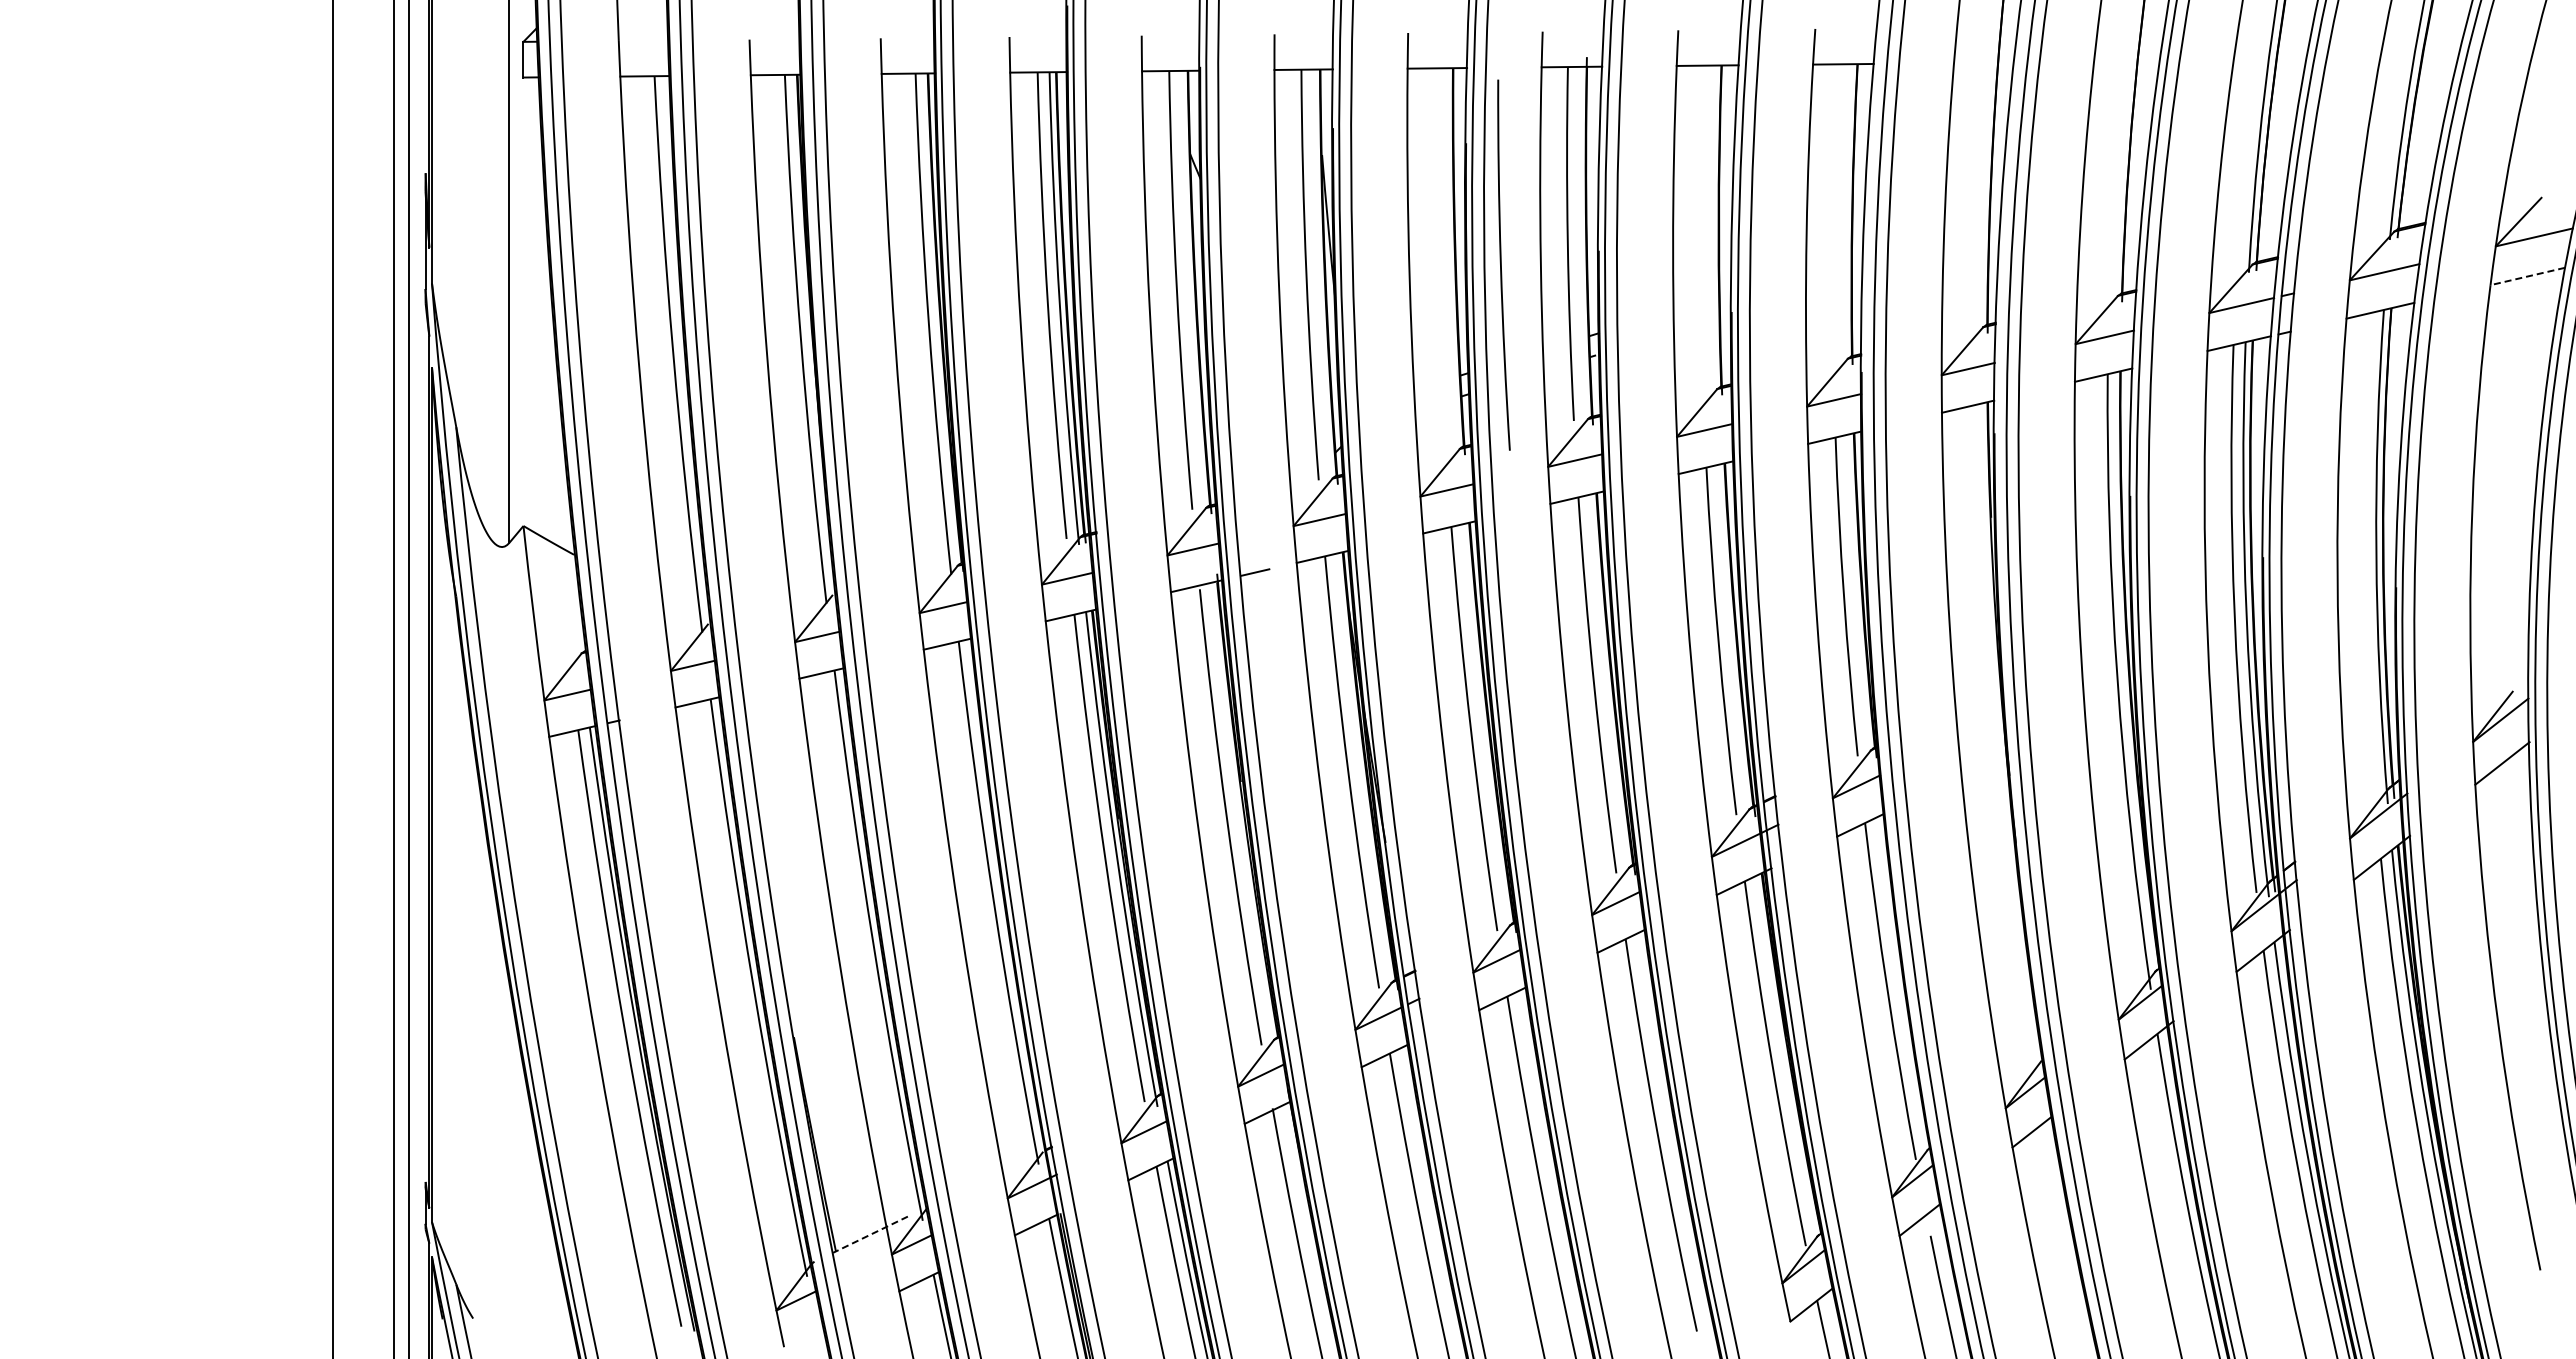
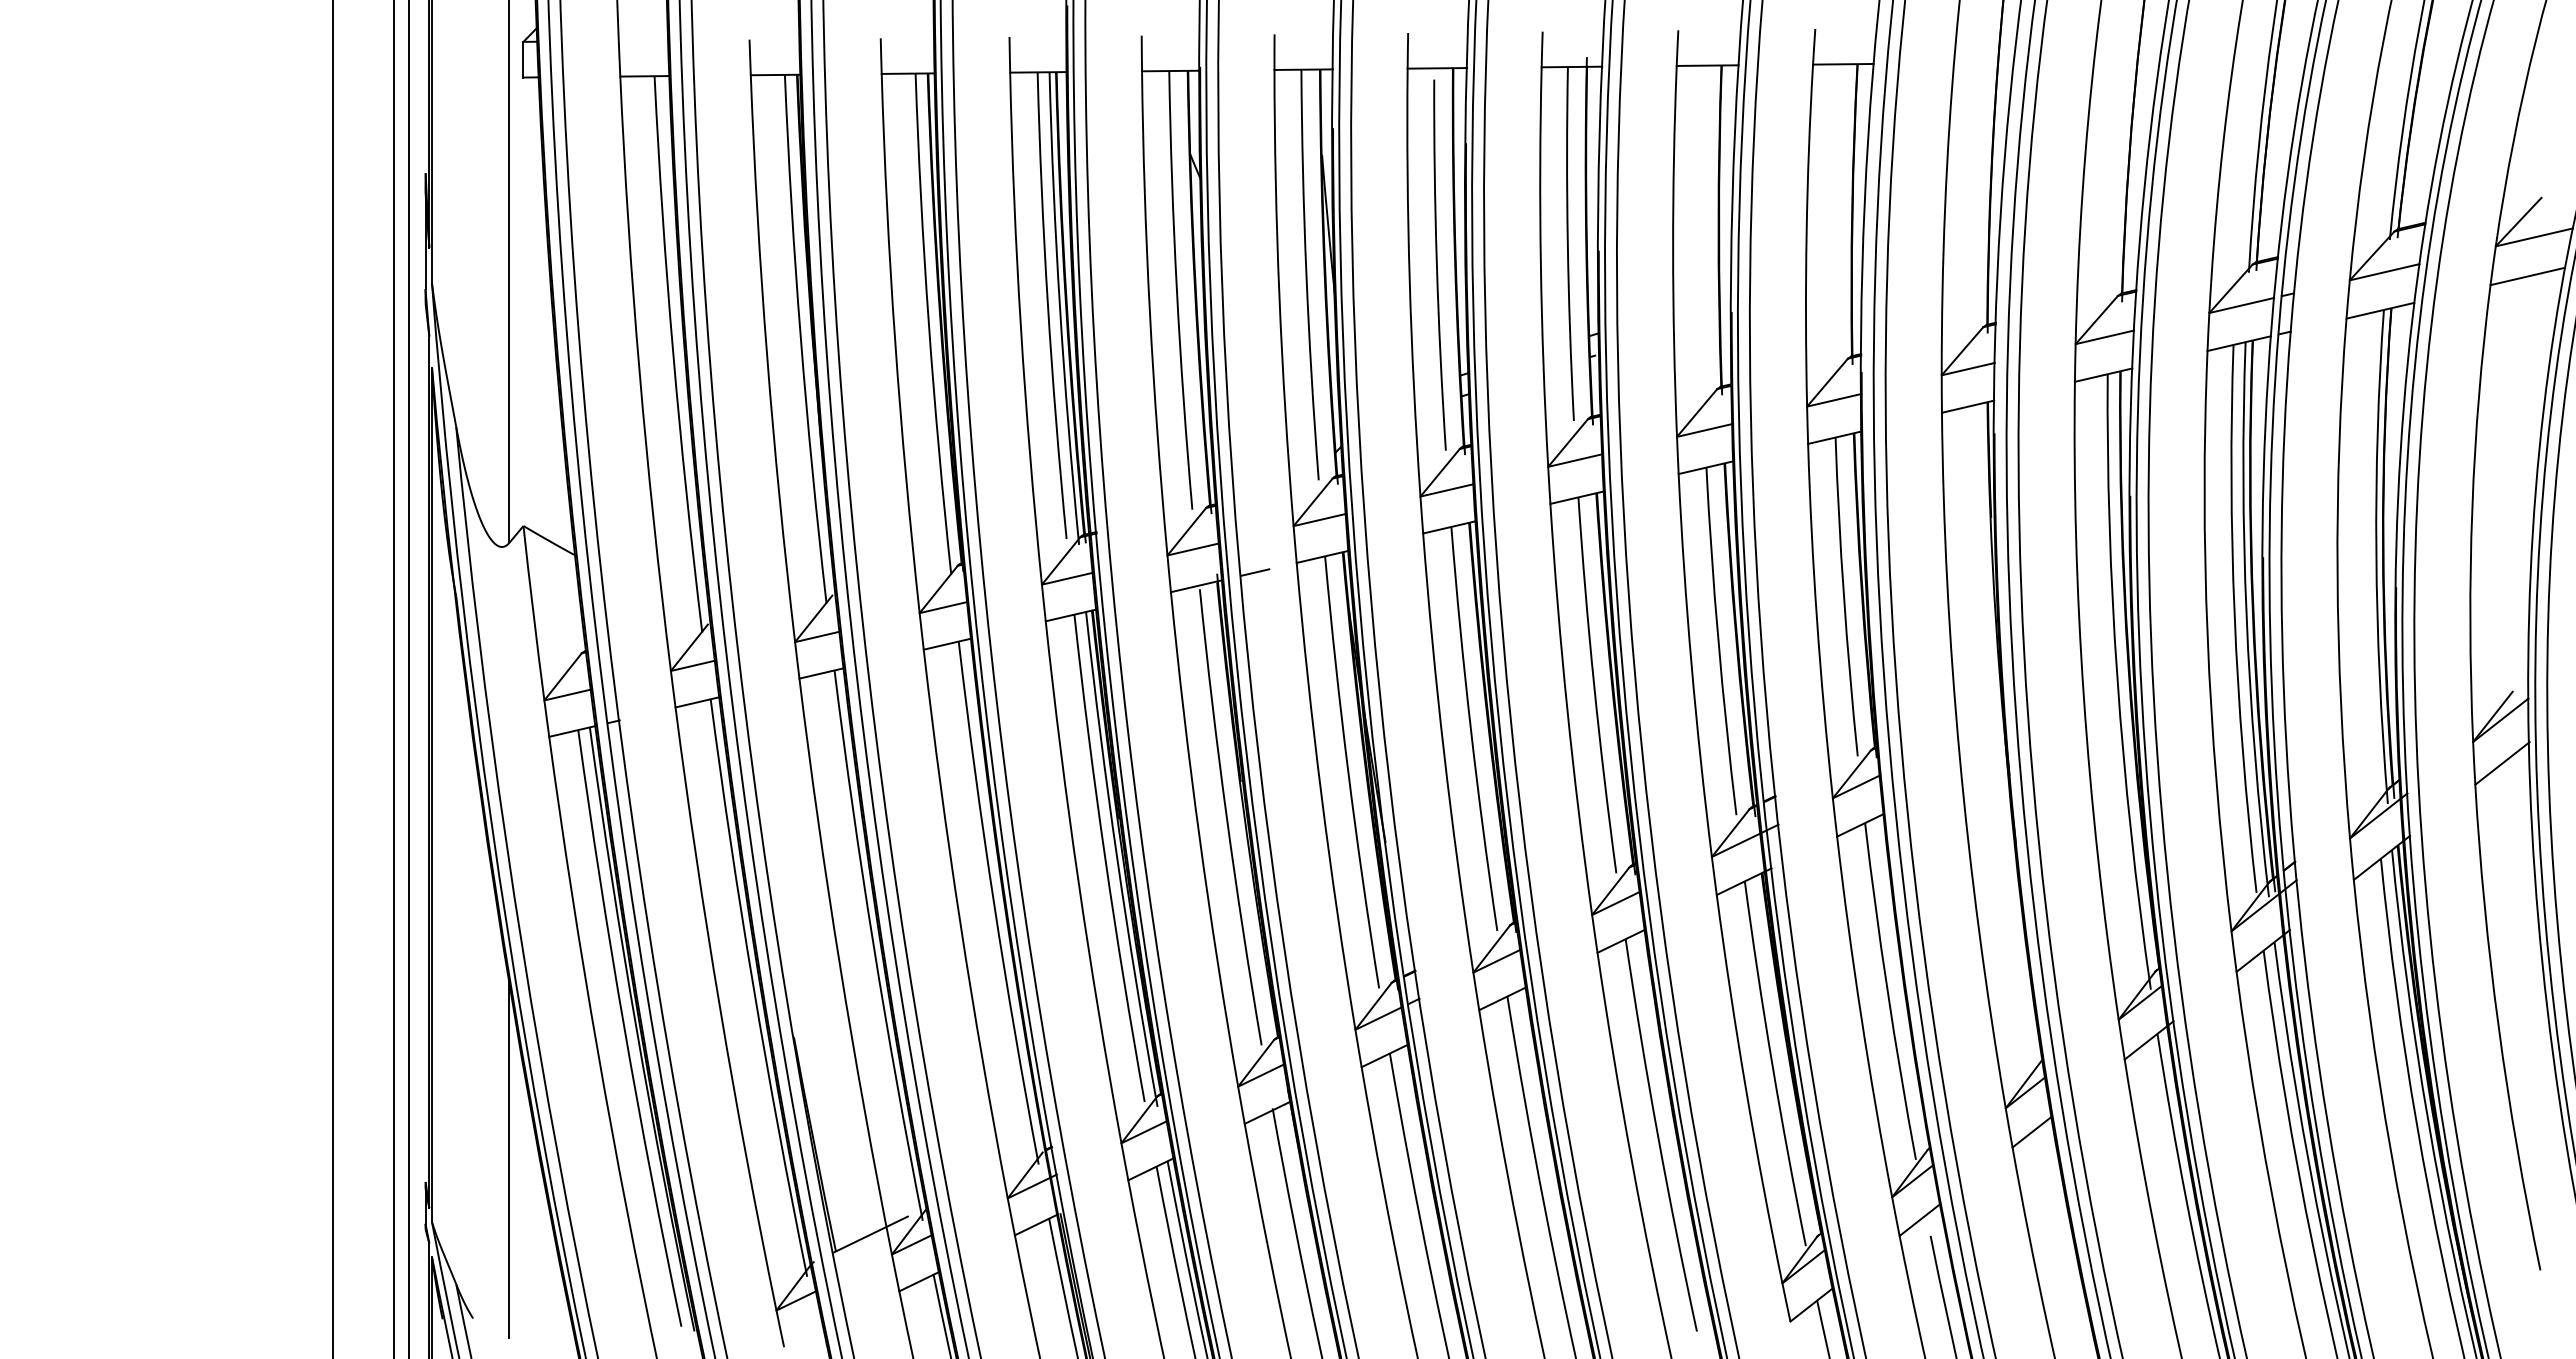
curve position: (1501, 264) -> (1437, 264) (1437, 264)
line: dashed -> solid (2527, 276)
line: none -> present (509, 1159)
line: dashed -> solid (870, 1234)
